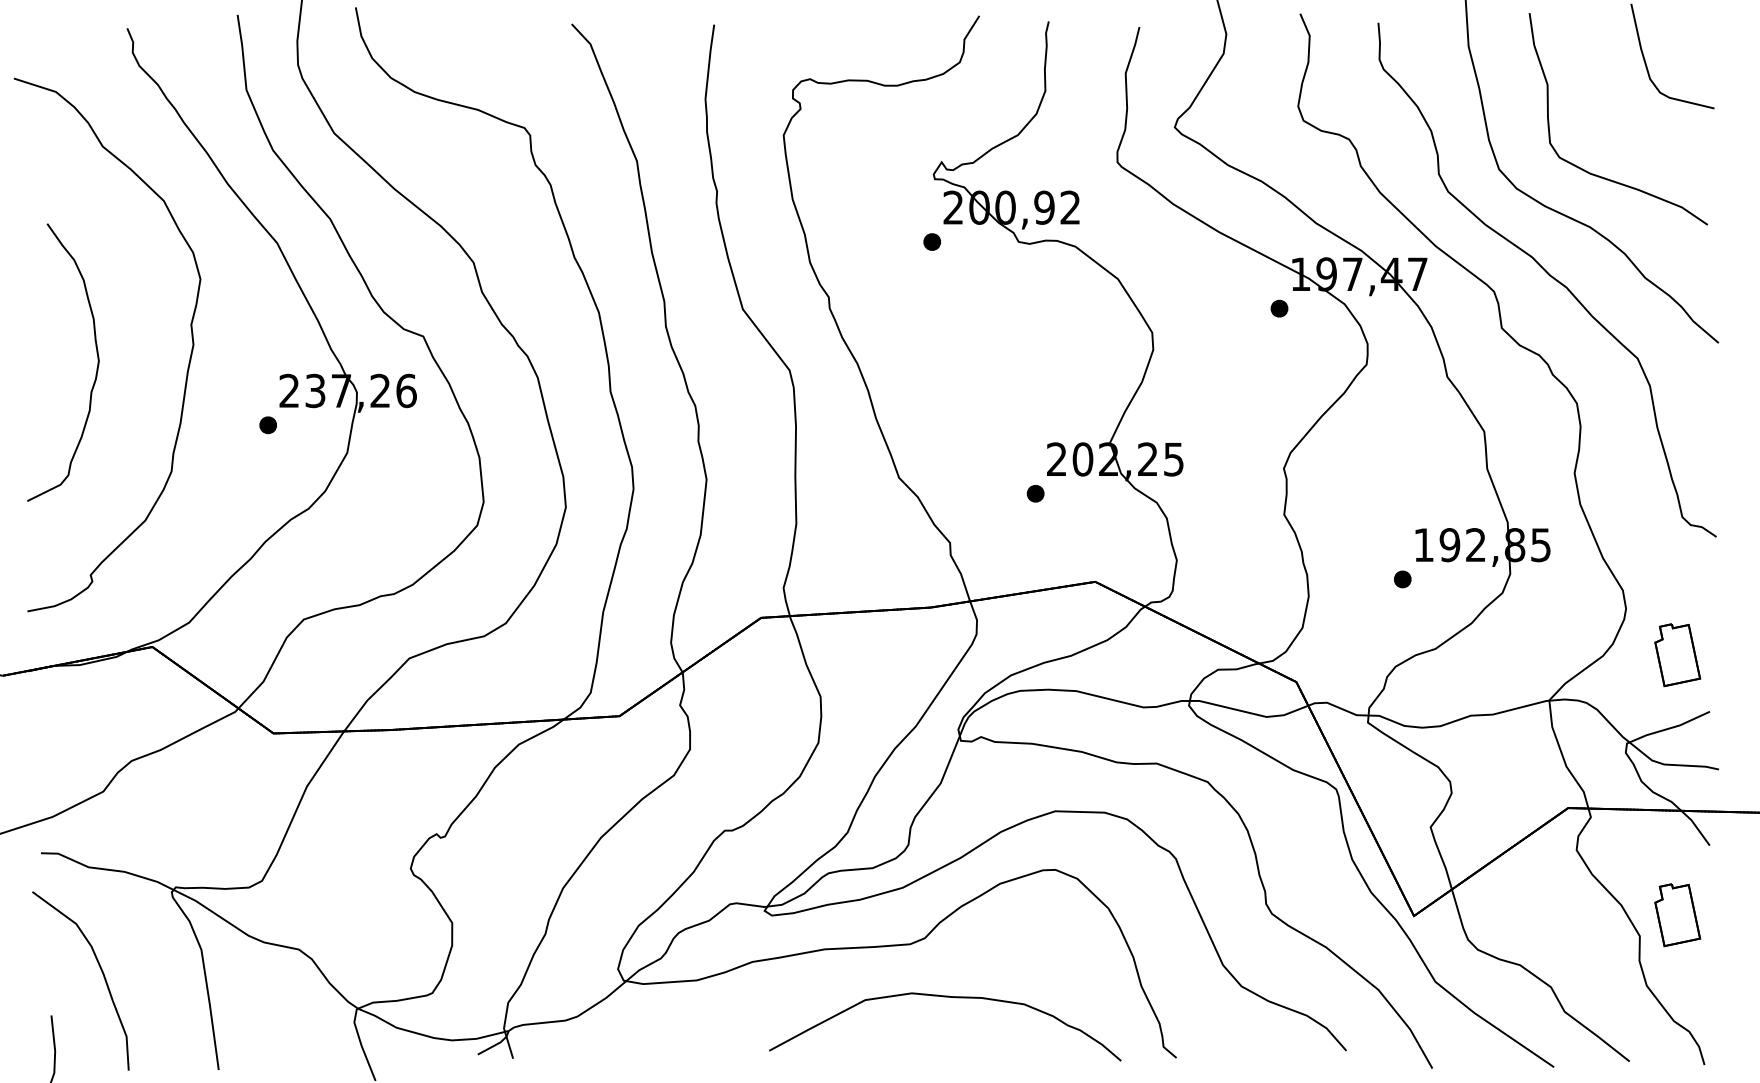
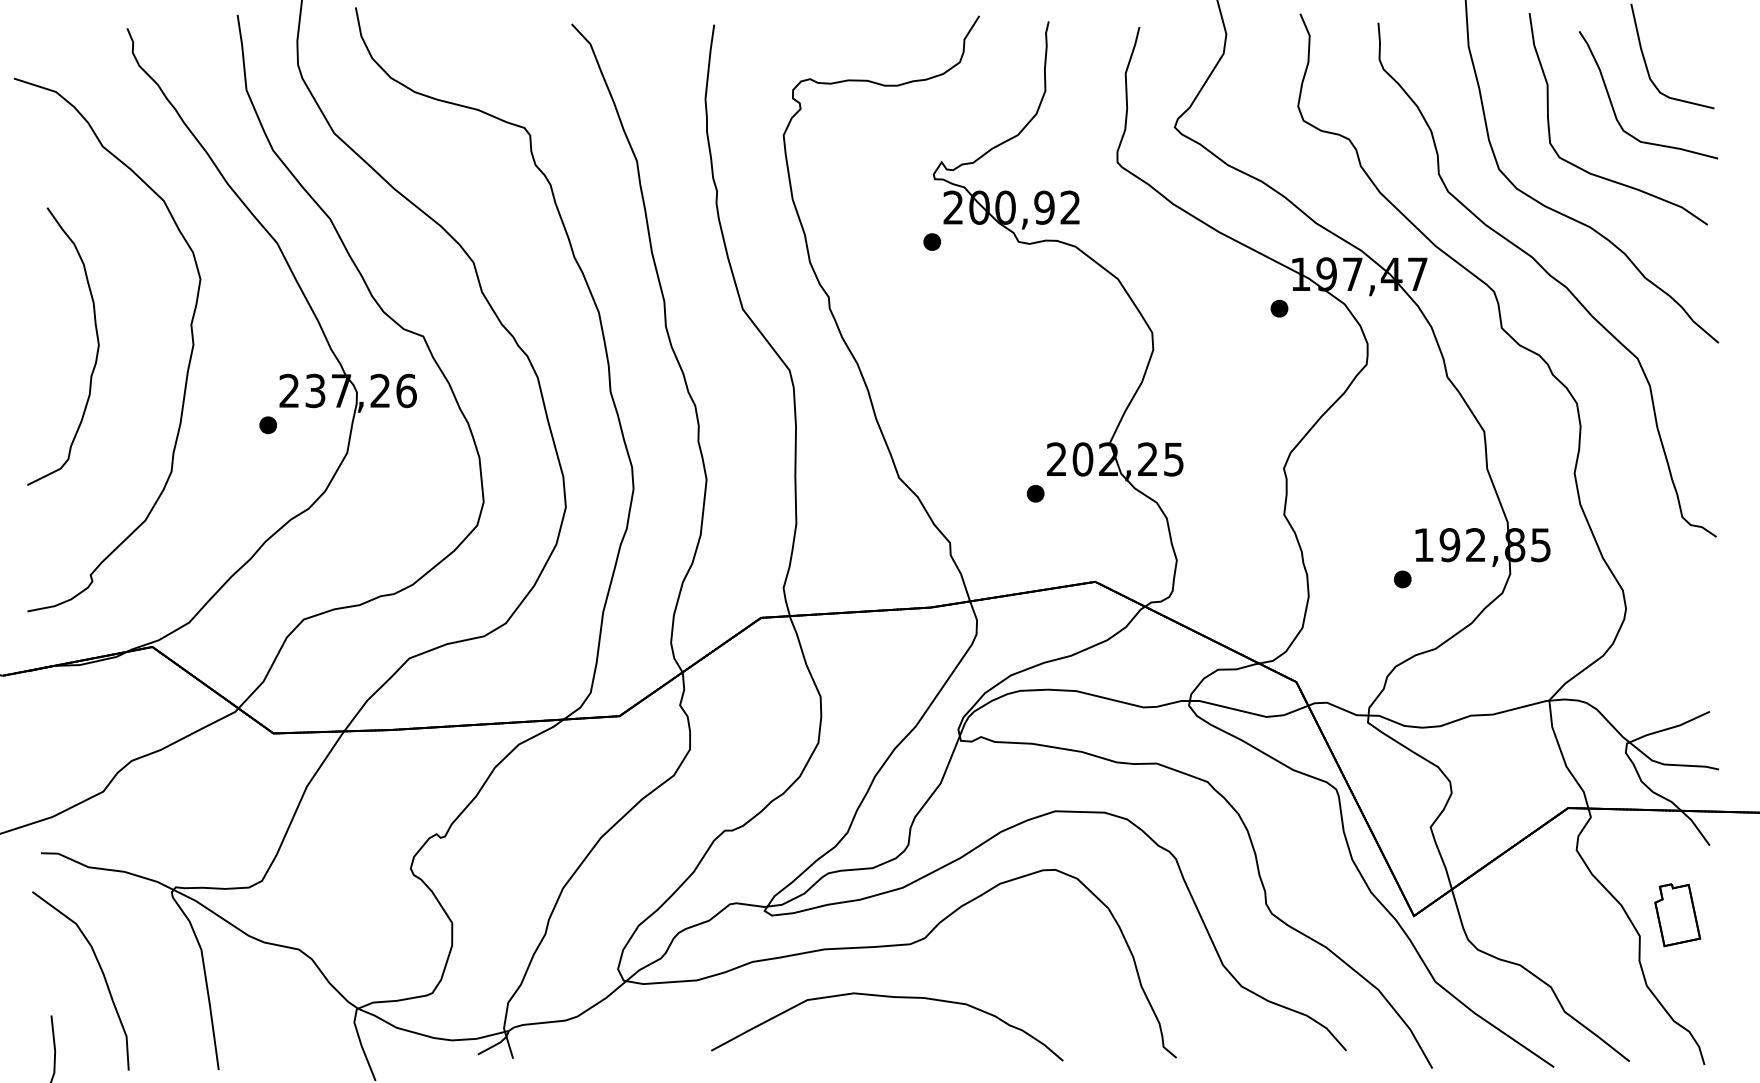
curve: none -> present (1613, 106)
curve position: (96, 368) -> (96, 352) (96, 352)
part: present -> none (1677, 655)
curve position: (945, 997) -> (887, 997) (887, 997)
